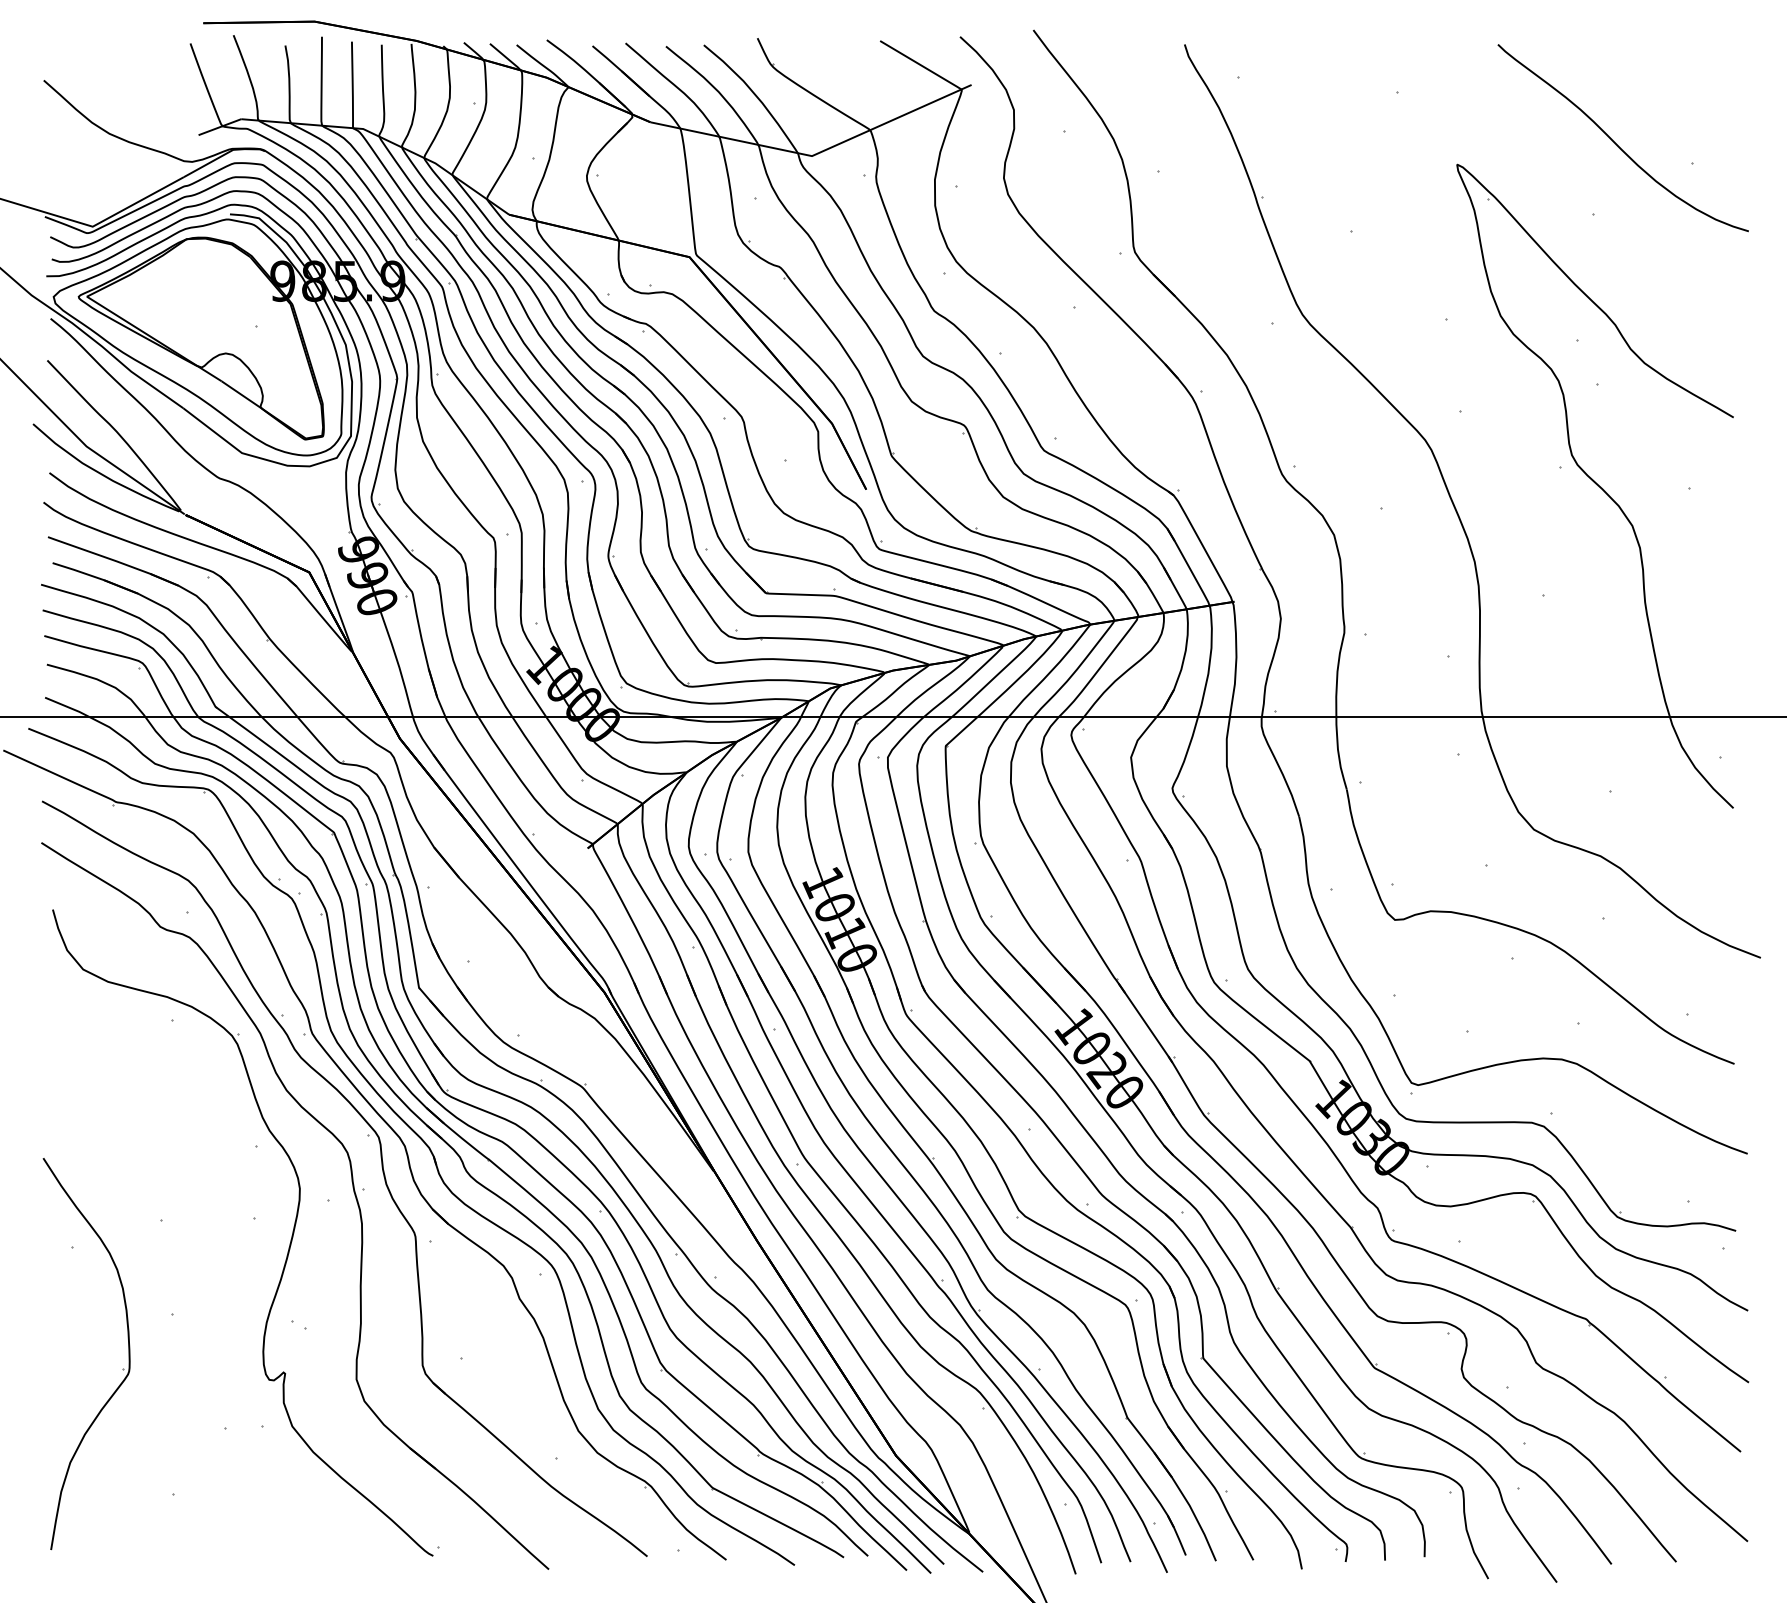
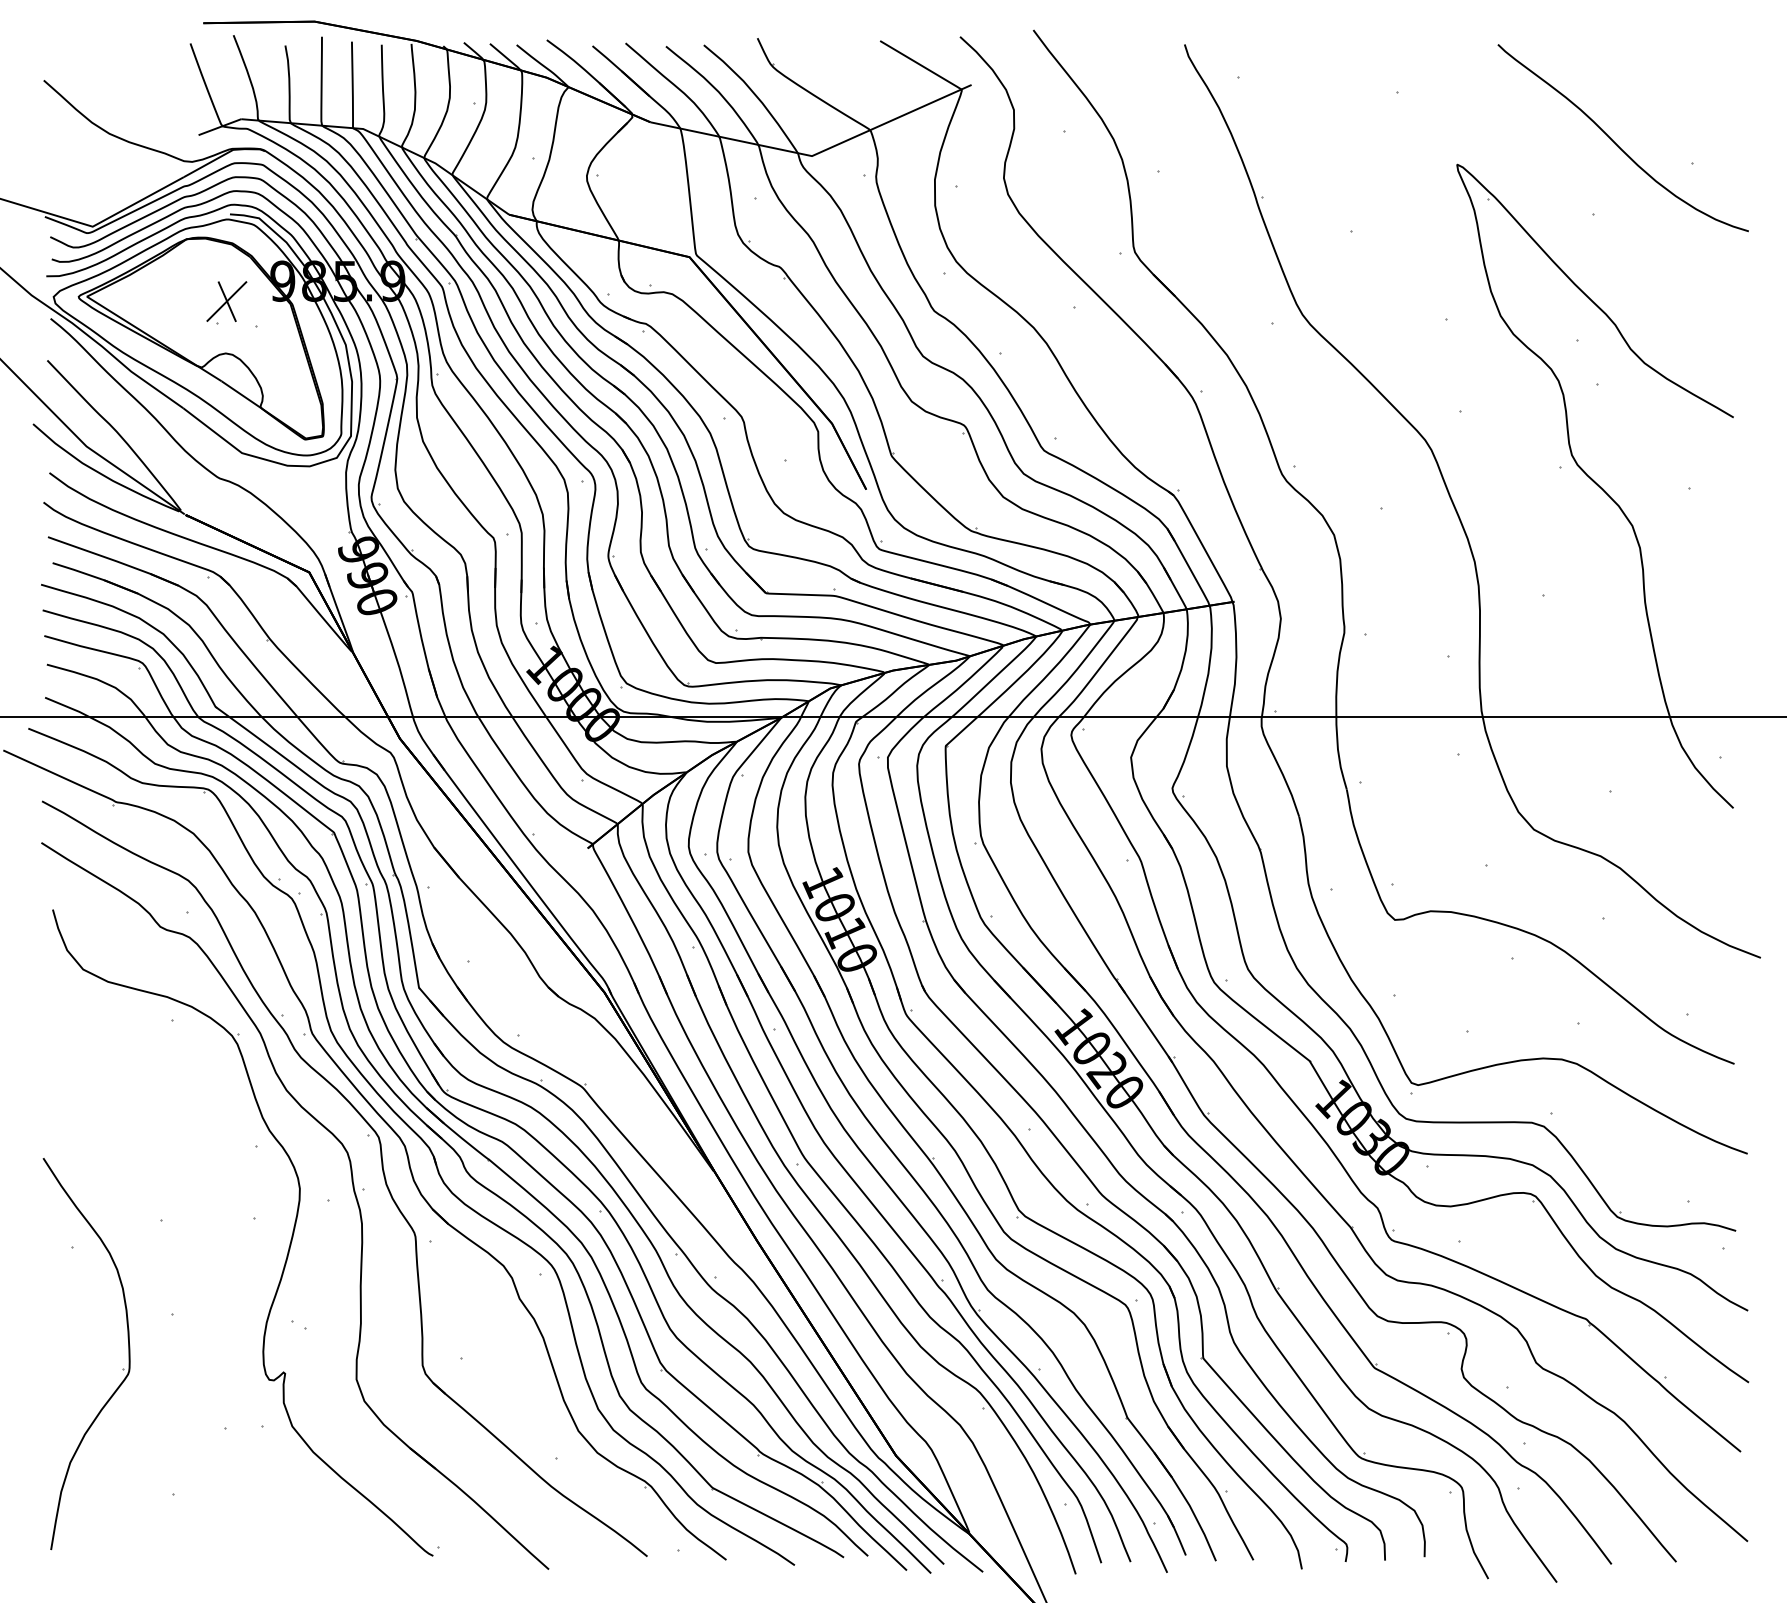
part: none -> present (226, 302)
